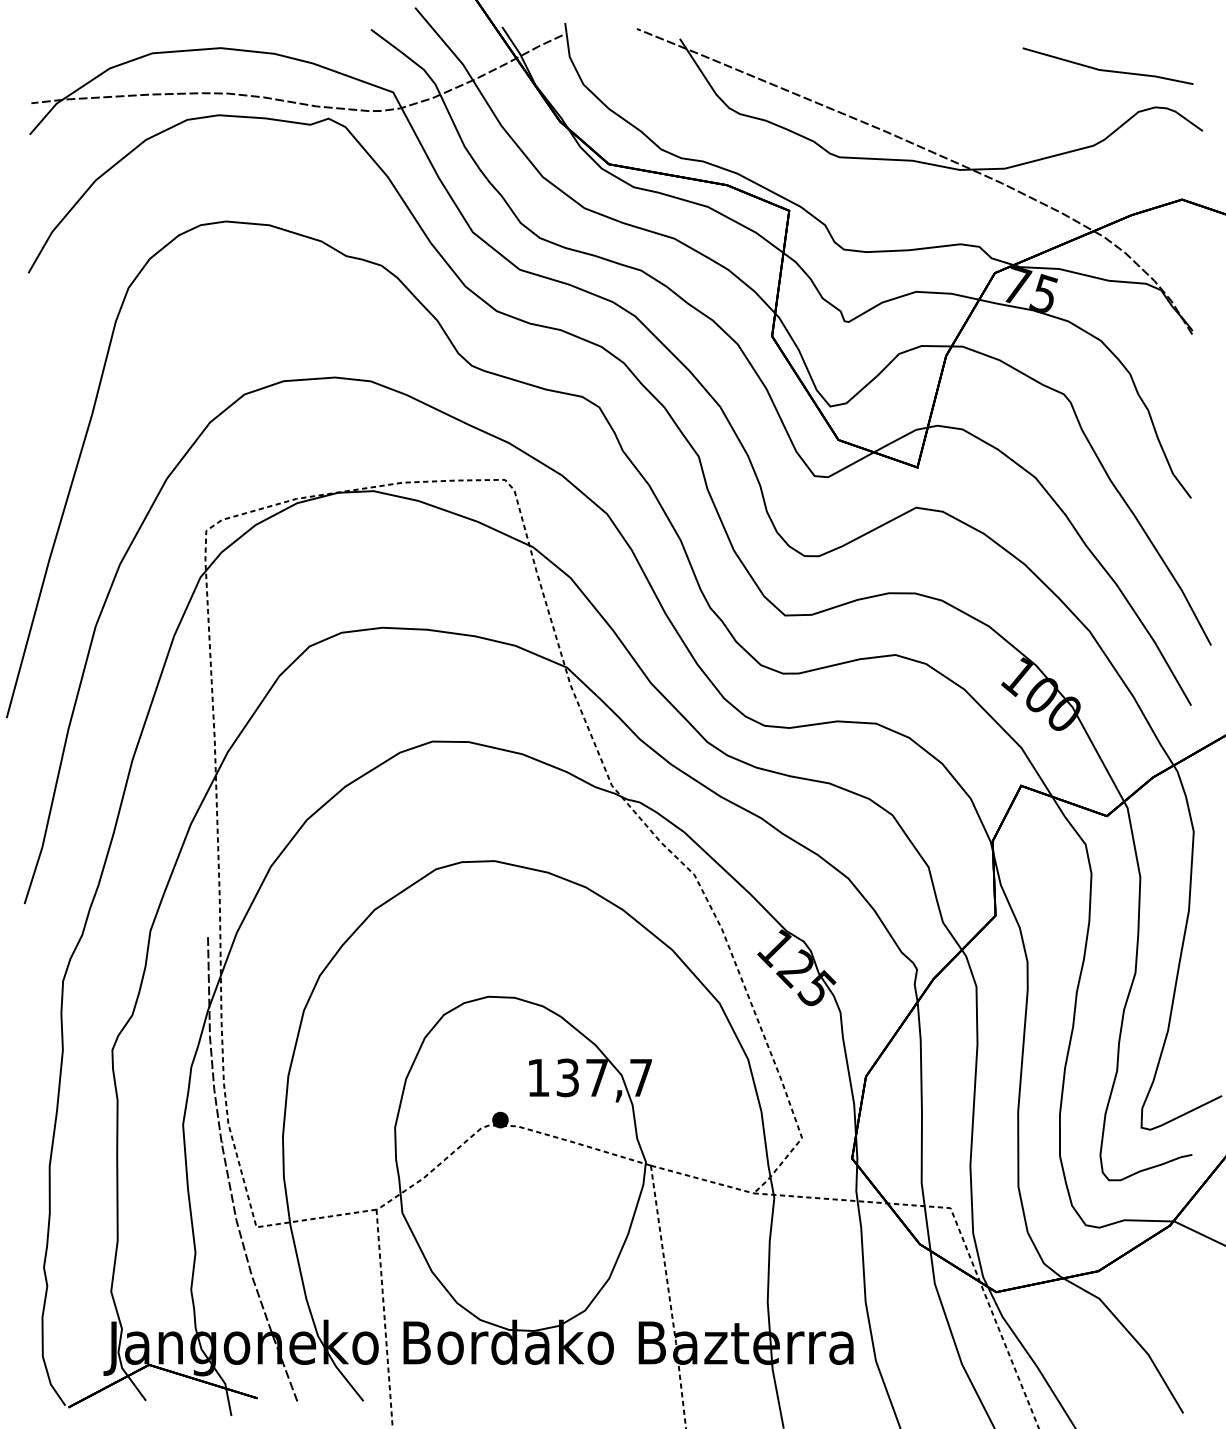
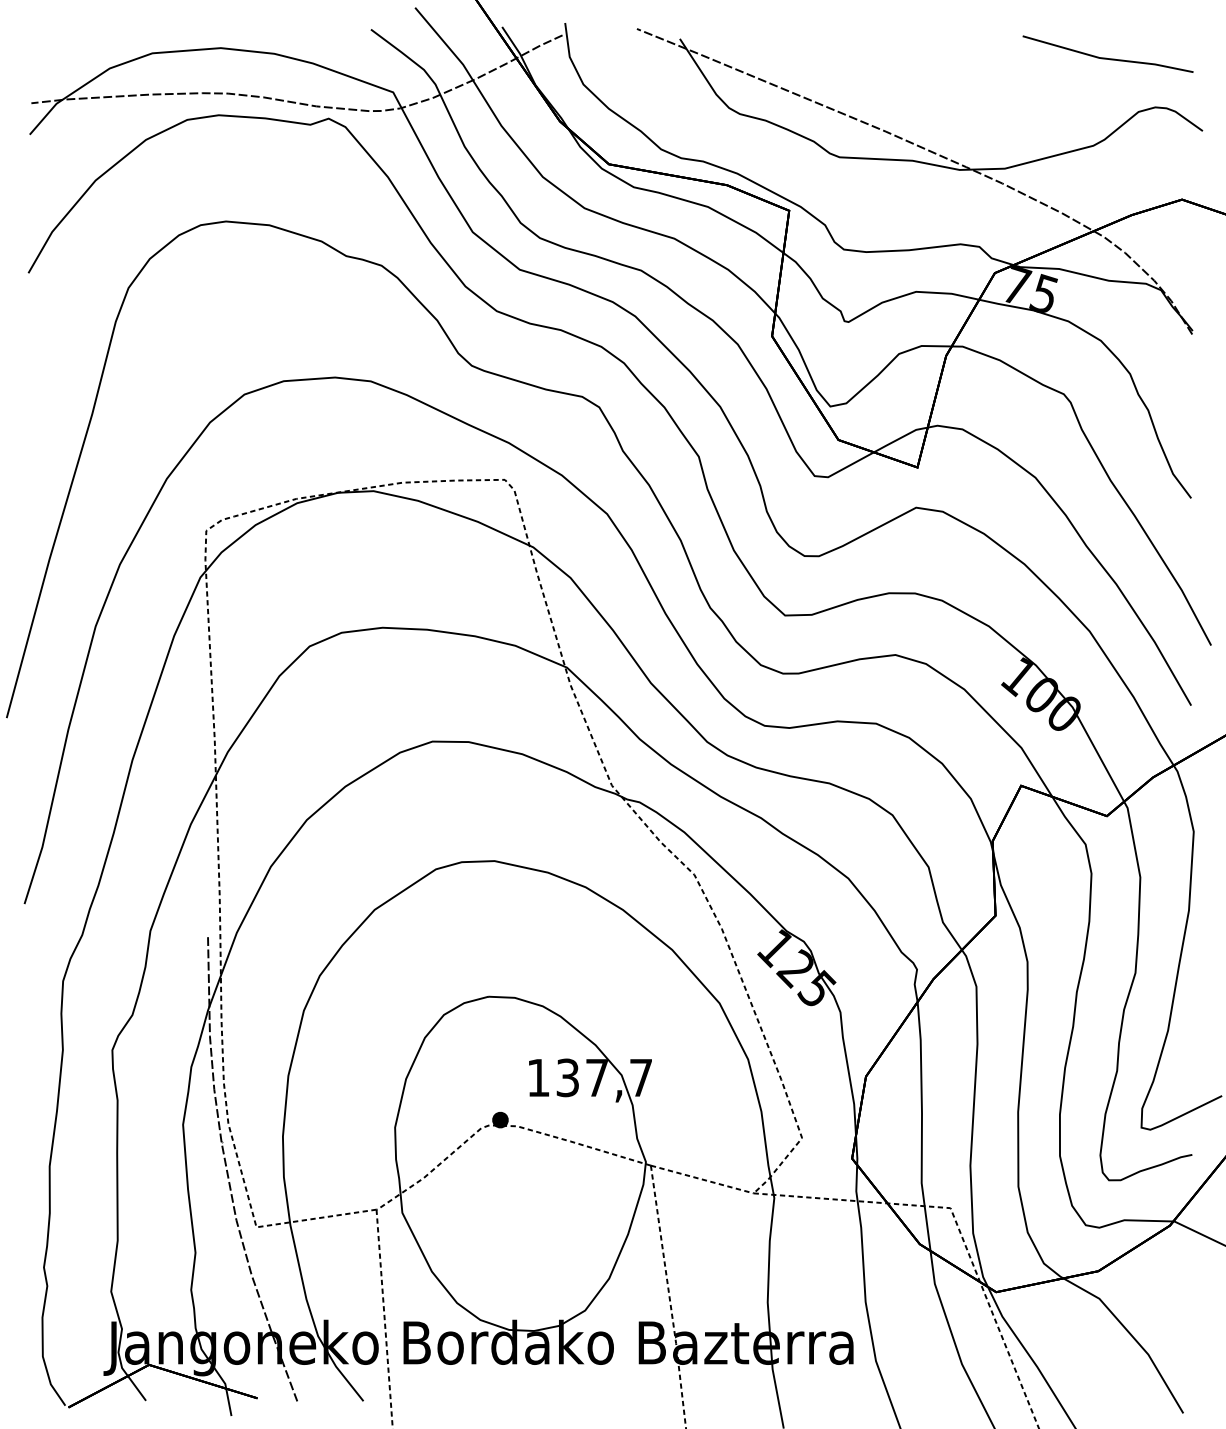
line position: (1106, 69) -> (1106, 57) (1106, 57)
